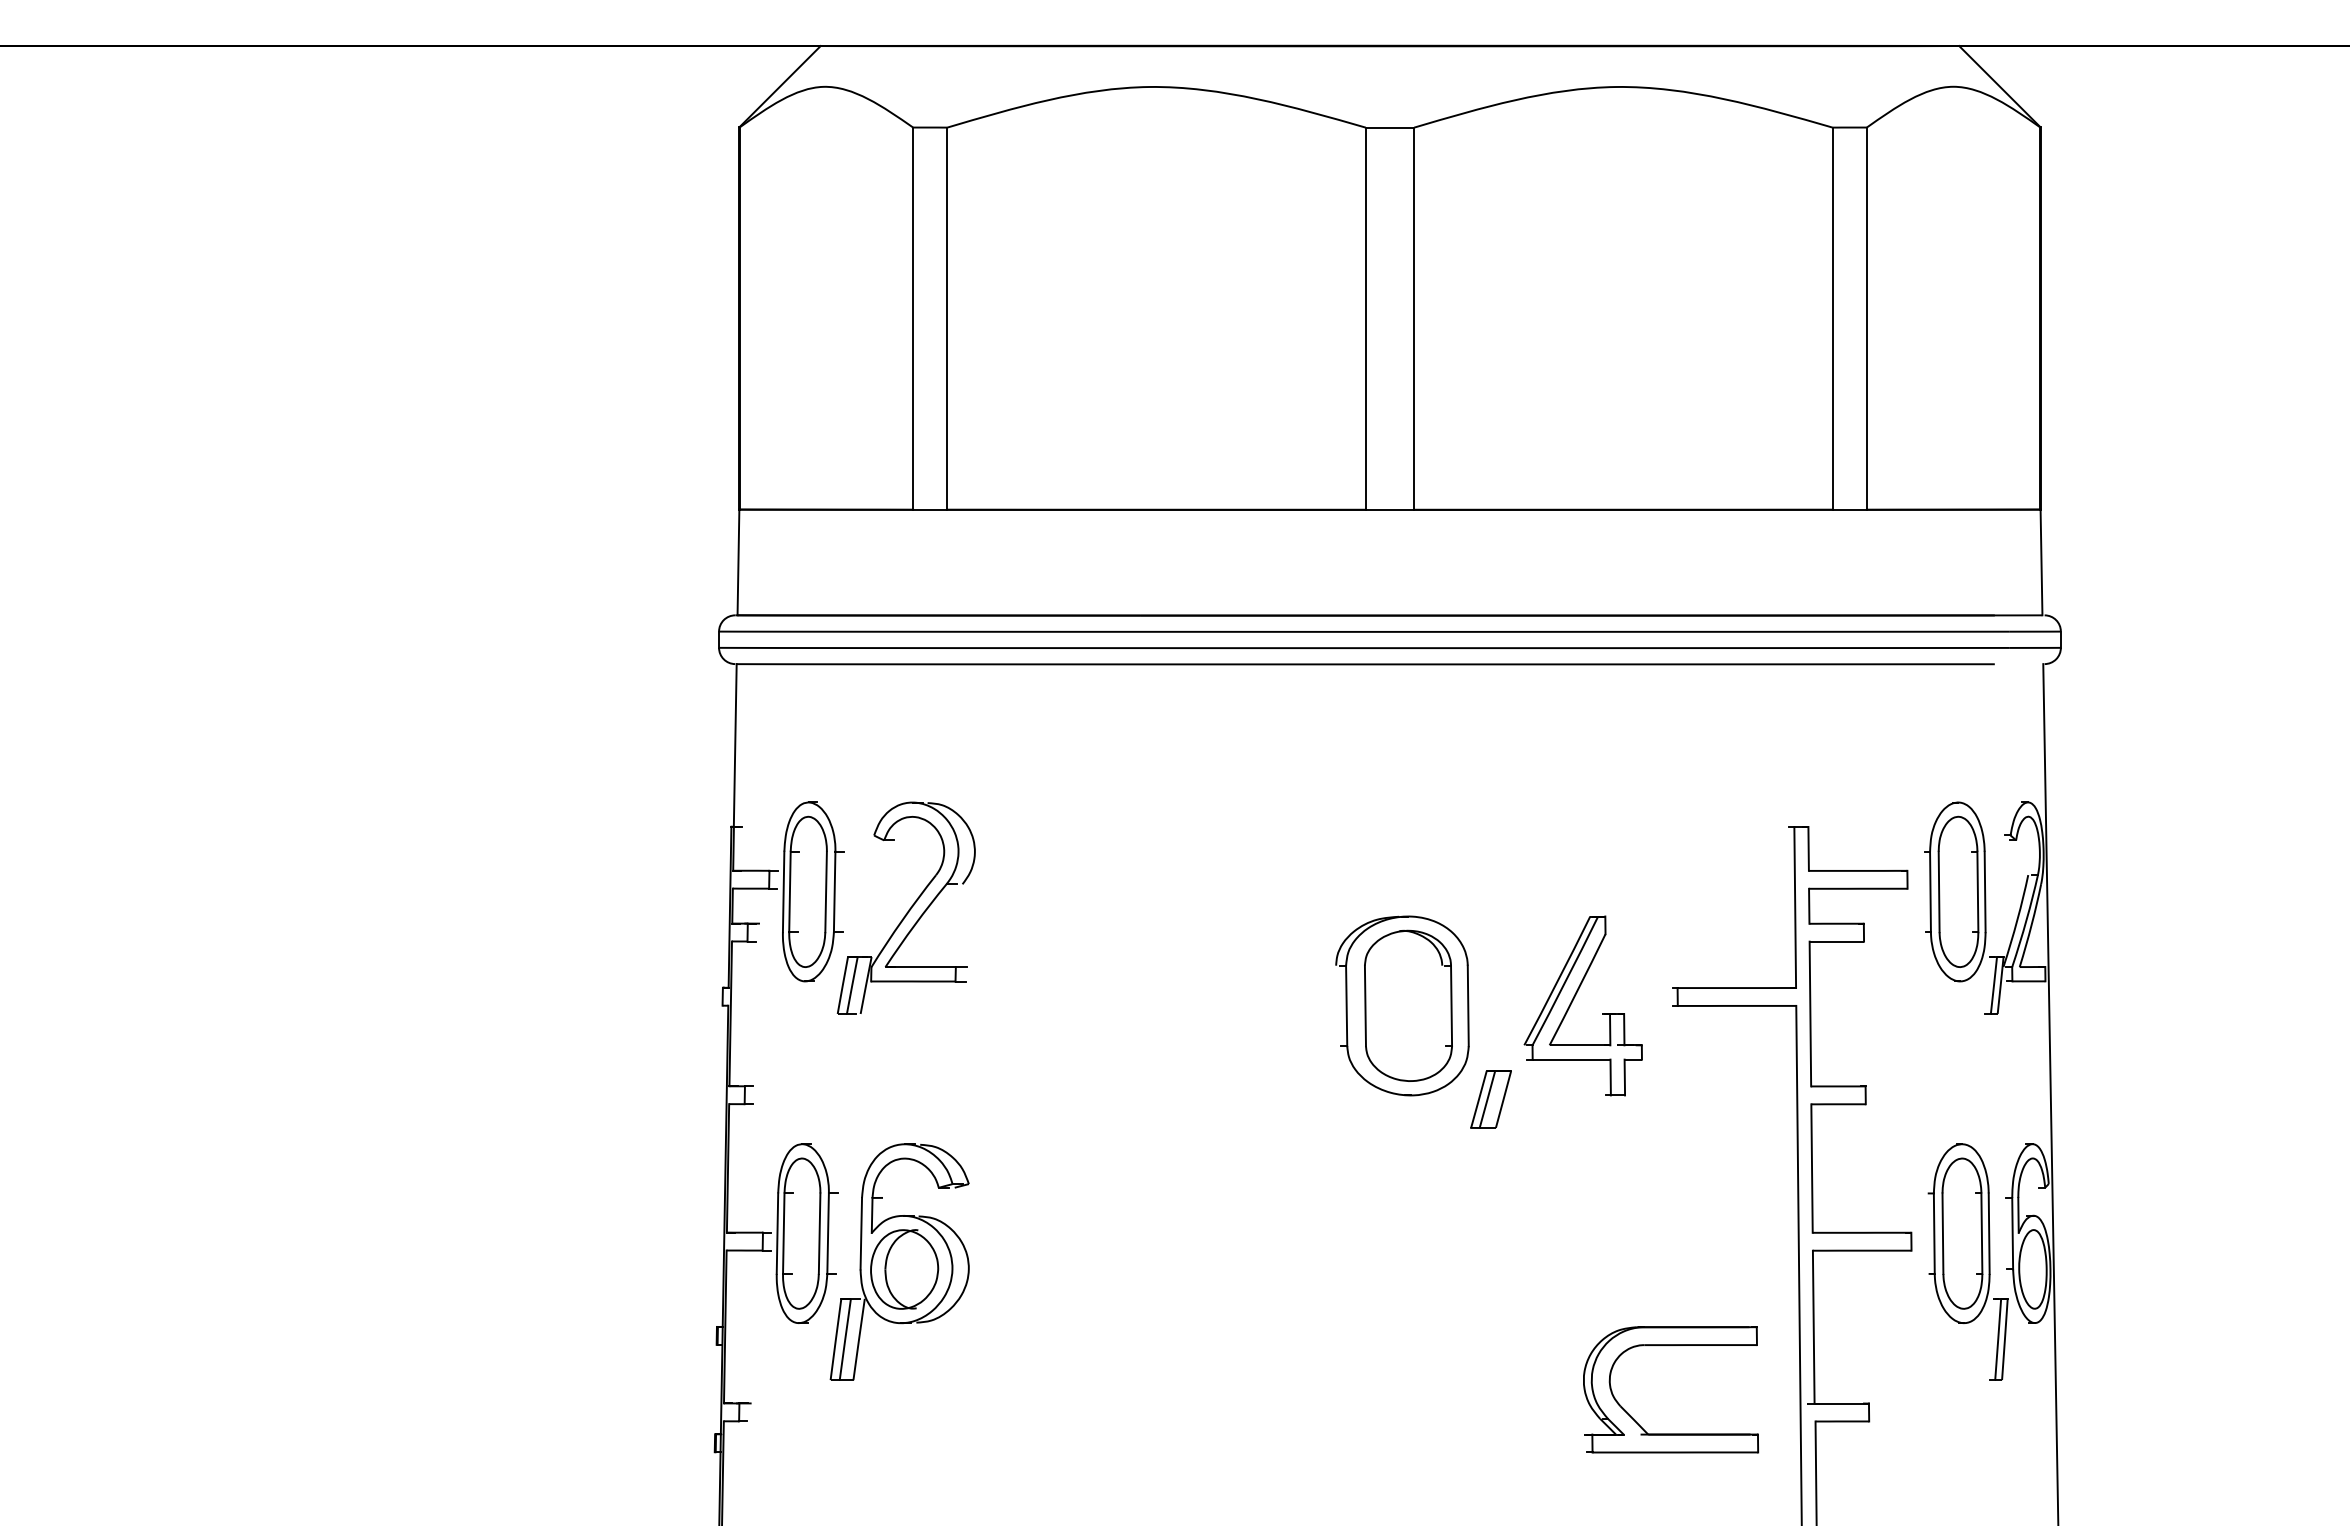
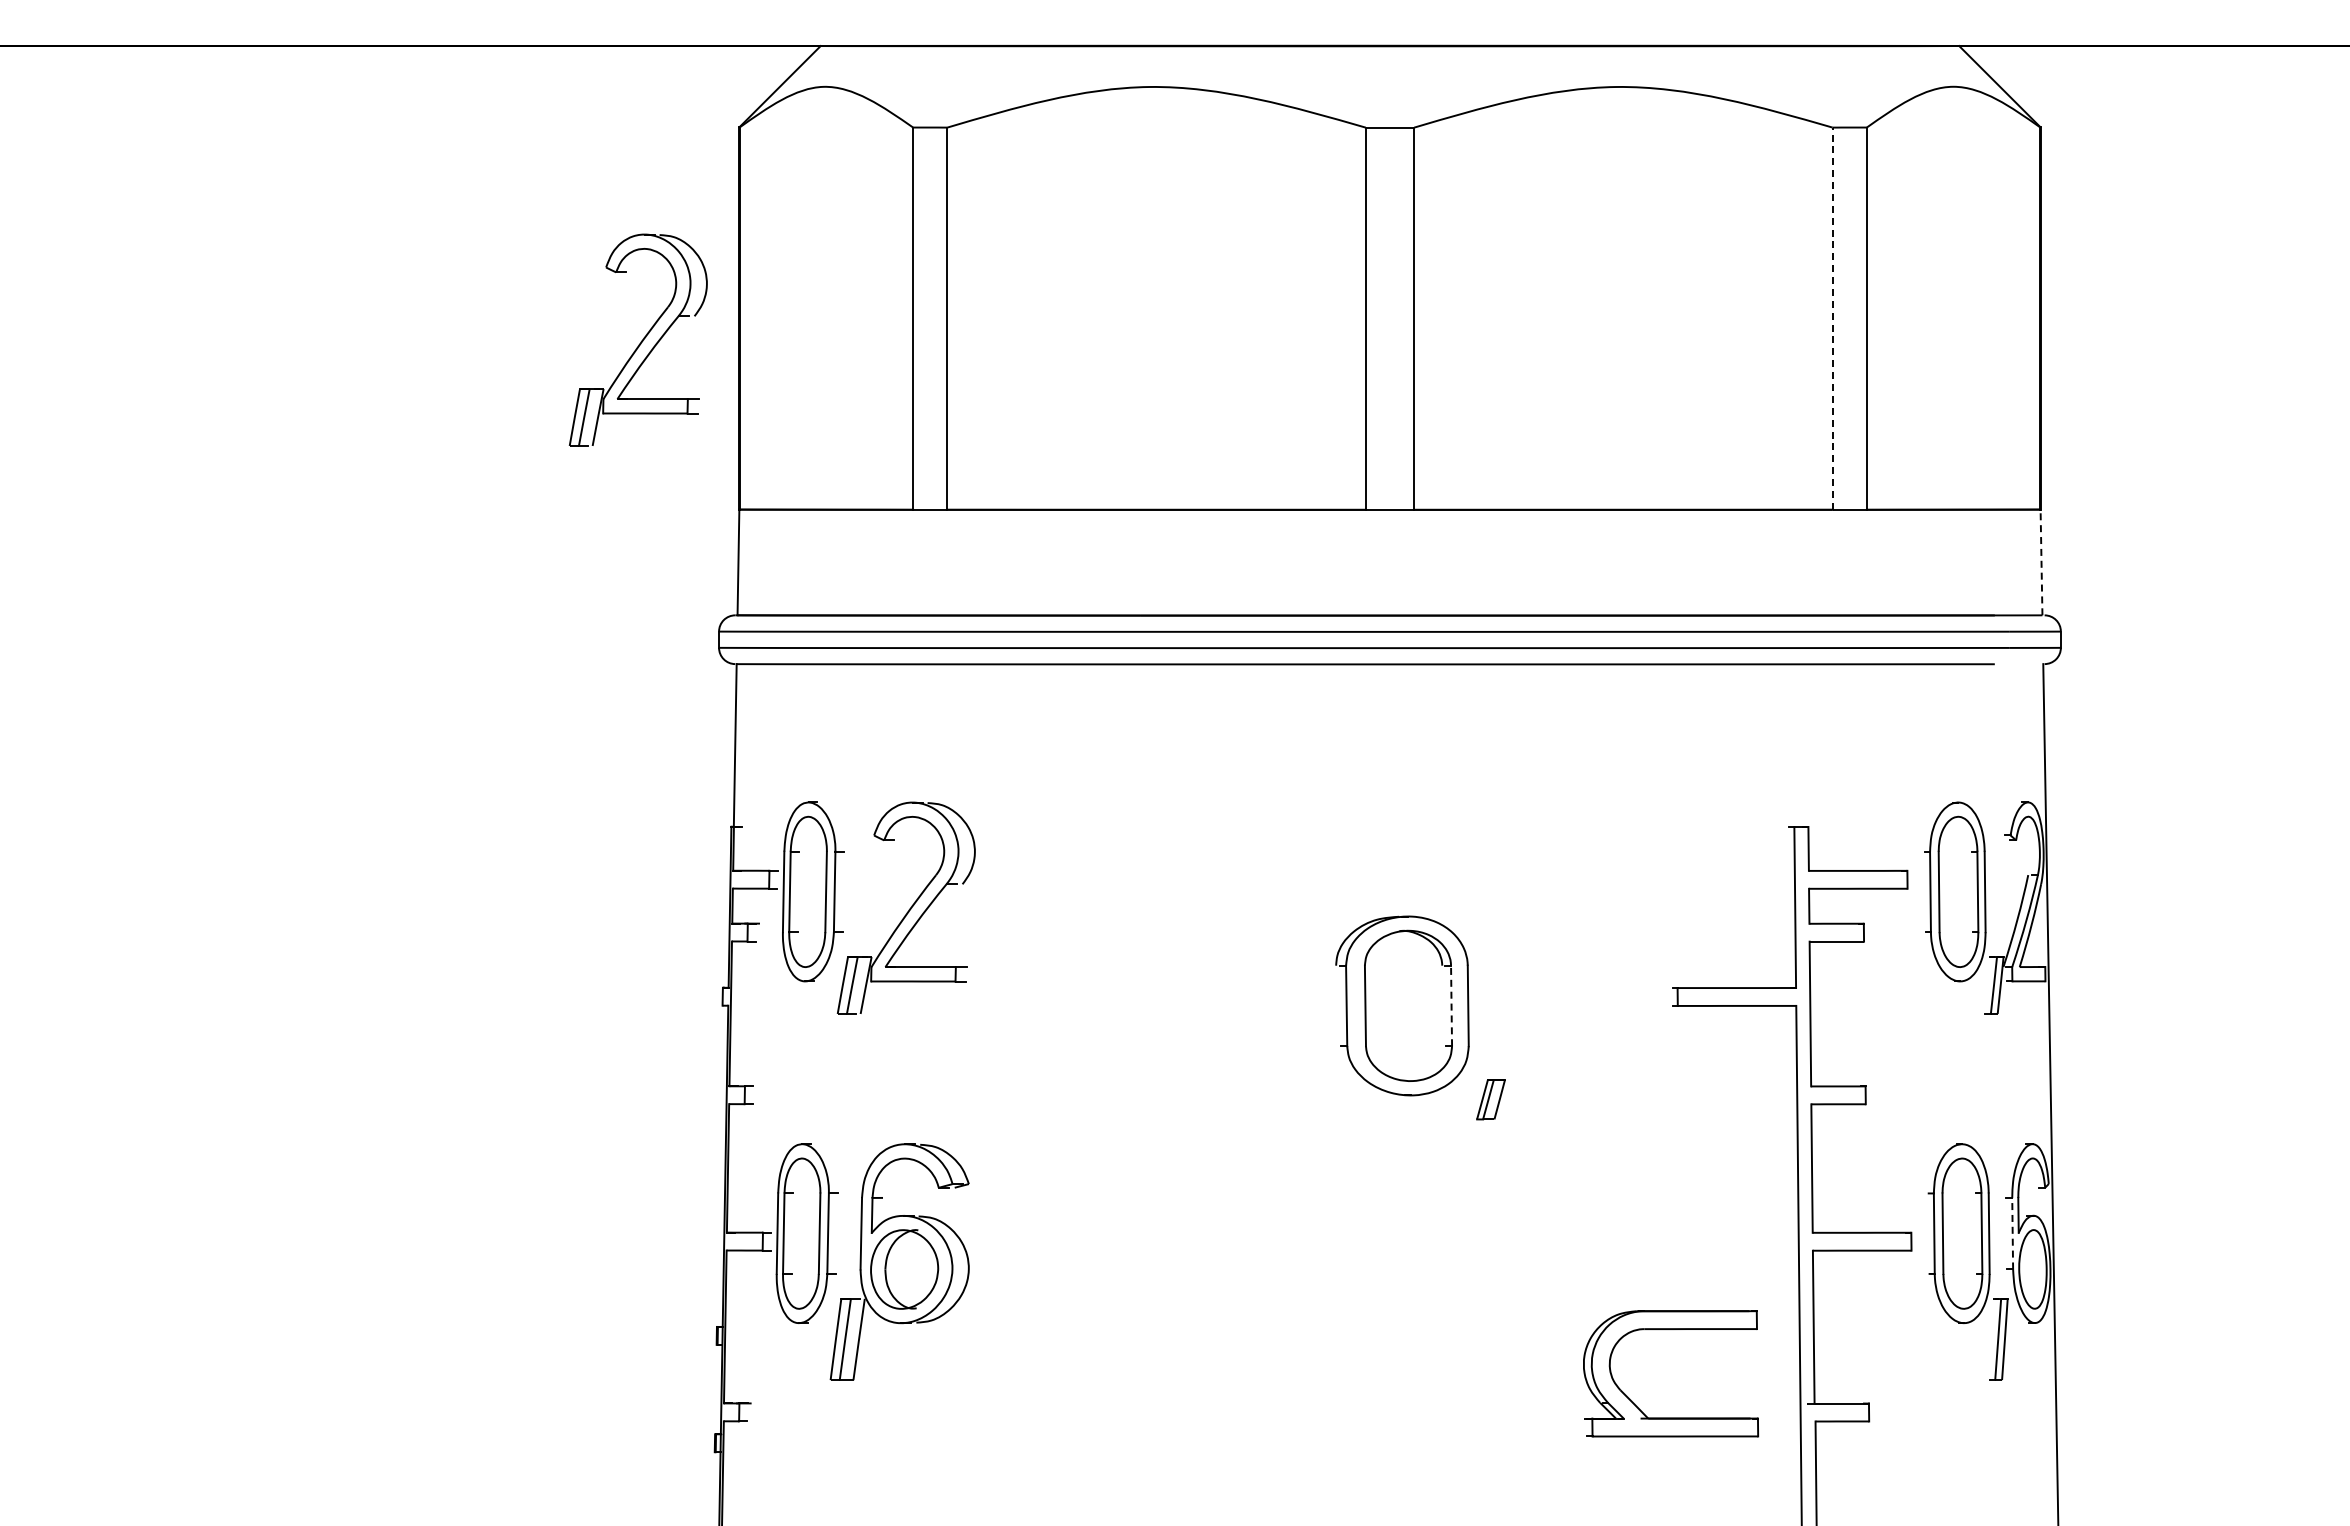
line: solid -> dashed (1832, 318)
part: none -> present (637, 339)
line: solid -> dashed (2041, 562)
part: present -> none (1573, 1001)
line: solid -> dashed (1451, 1005)
part size: 42x59 px -> 30x42 px (1490, 1099)
line: solid -> dashed (2012, 1233)
part position: (1671, 1345) -> (1671, 1329) (1671, 1329)
